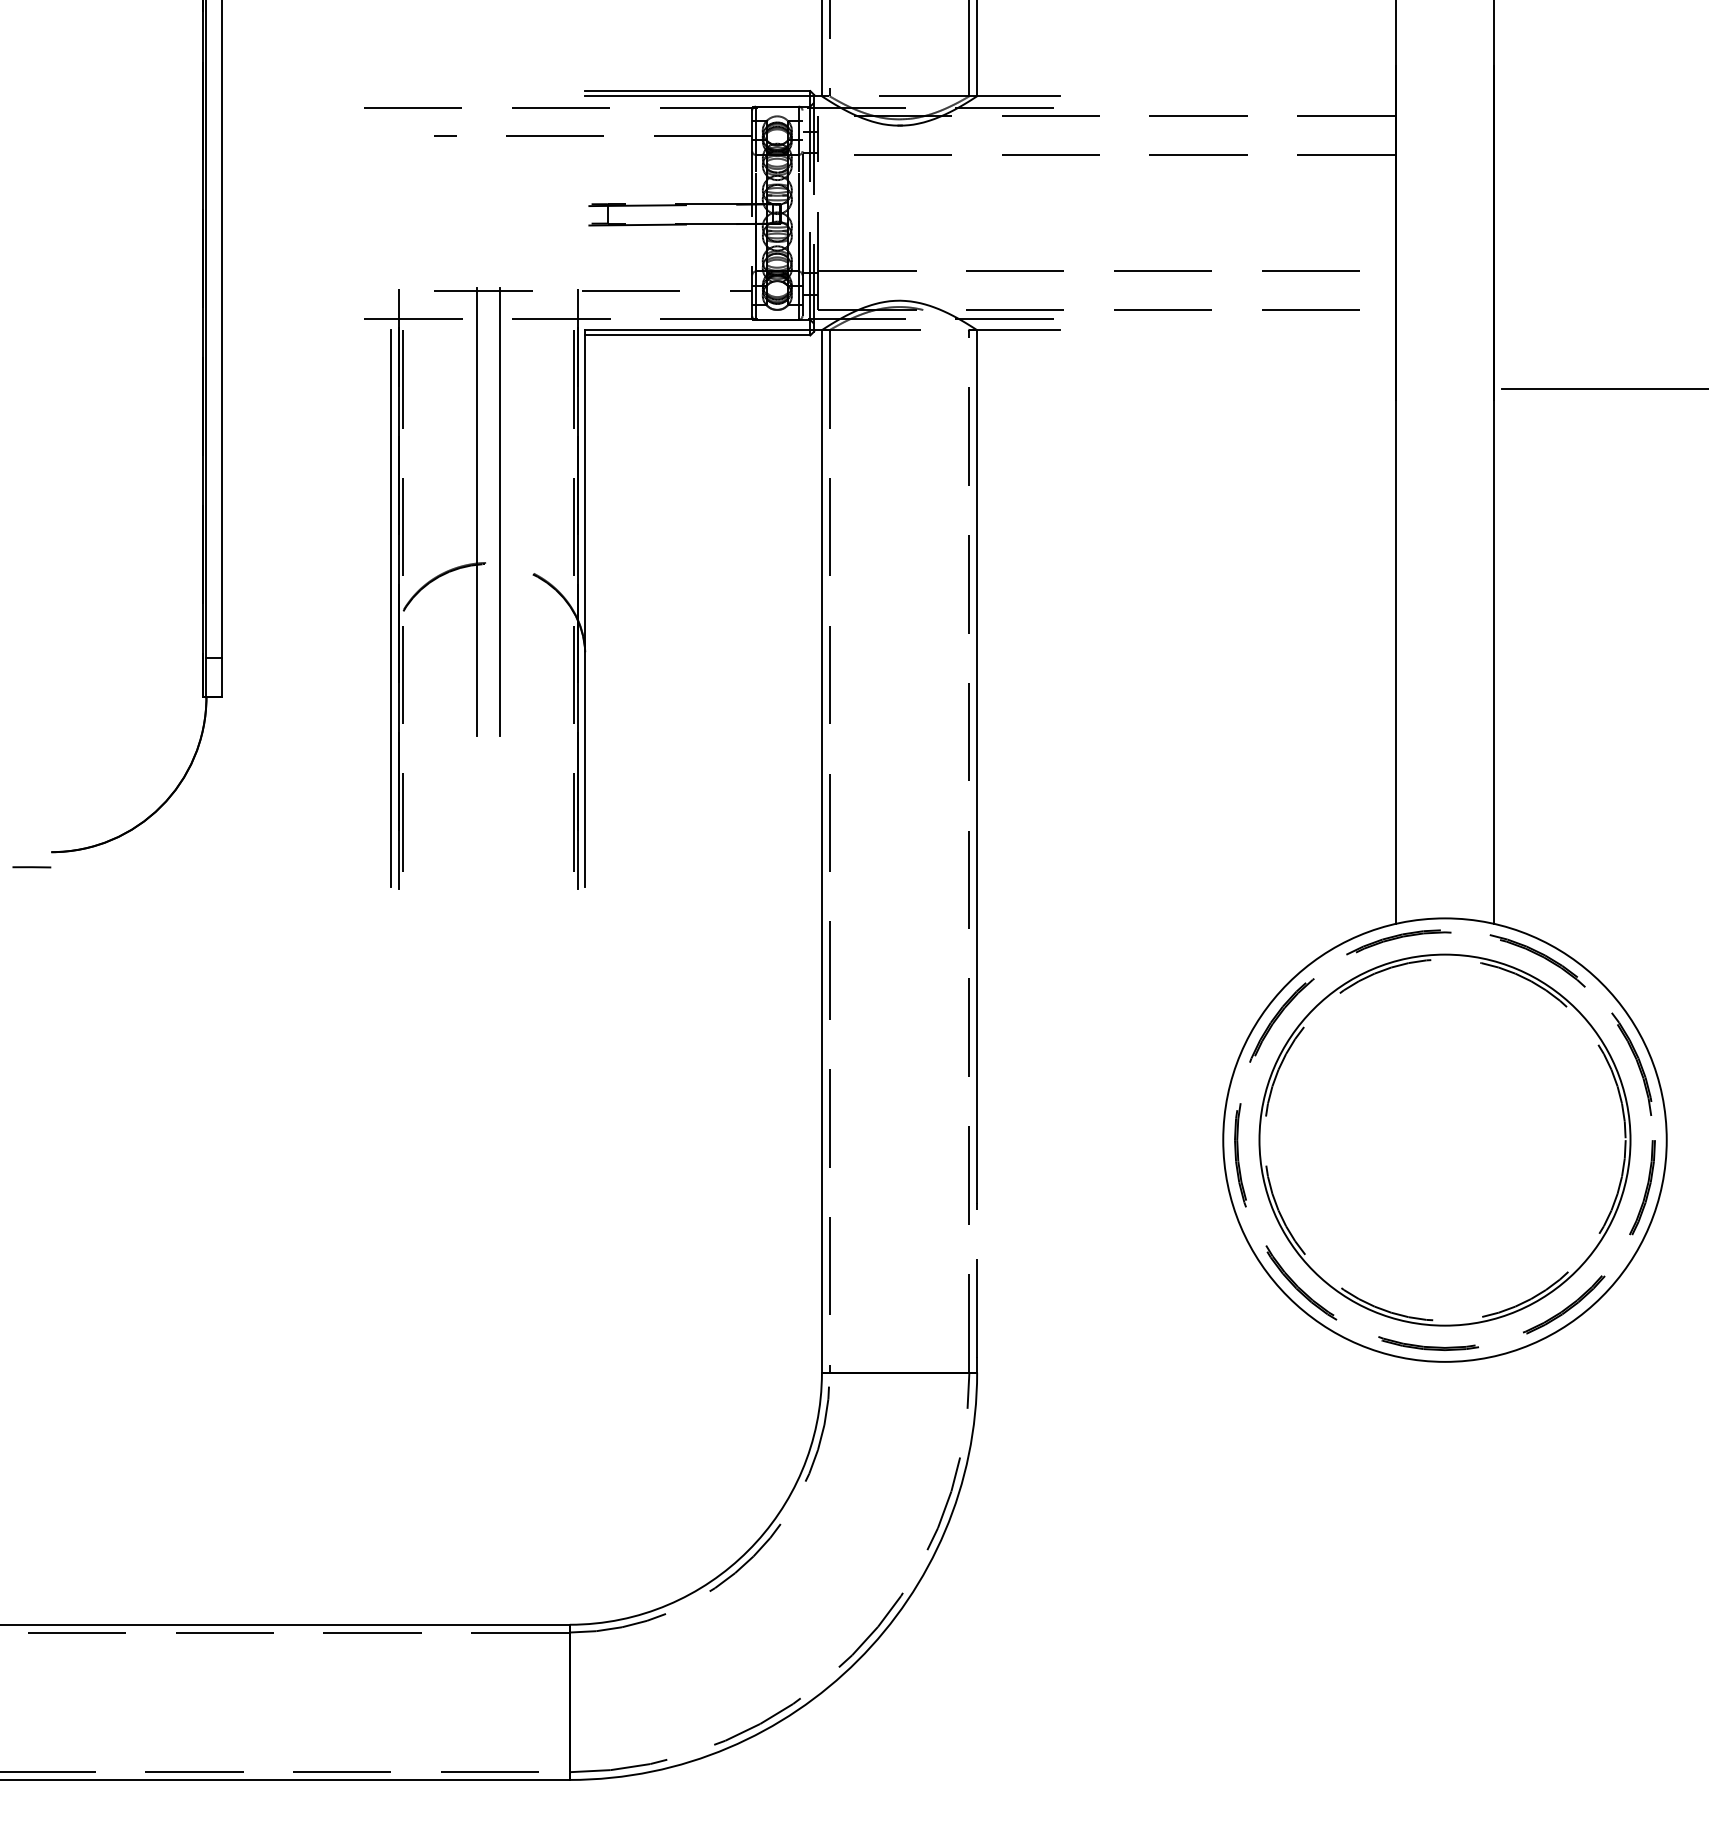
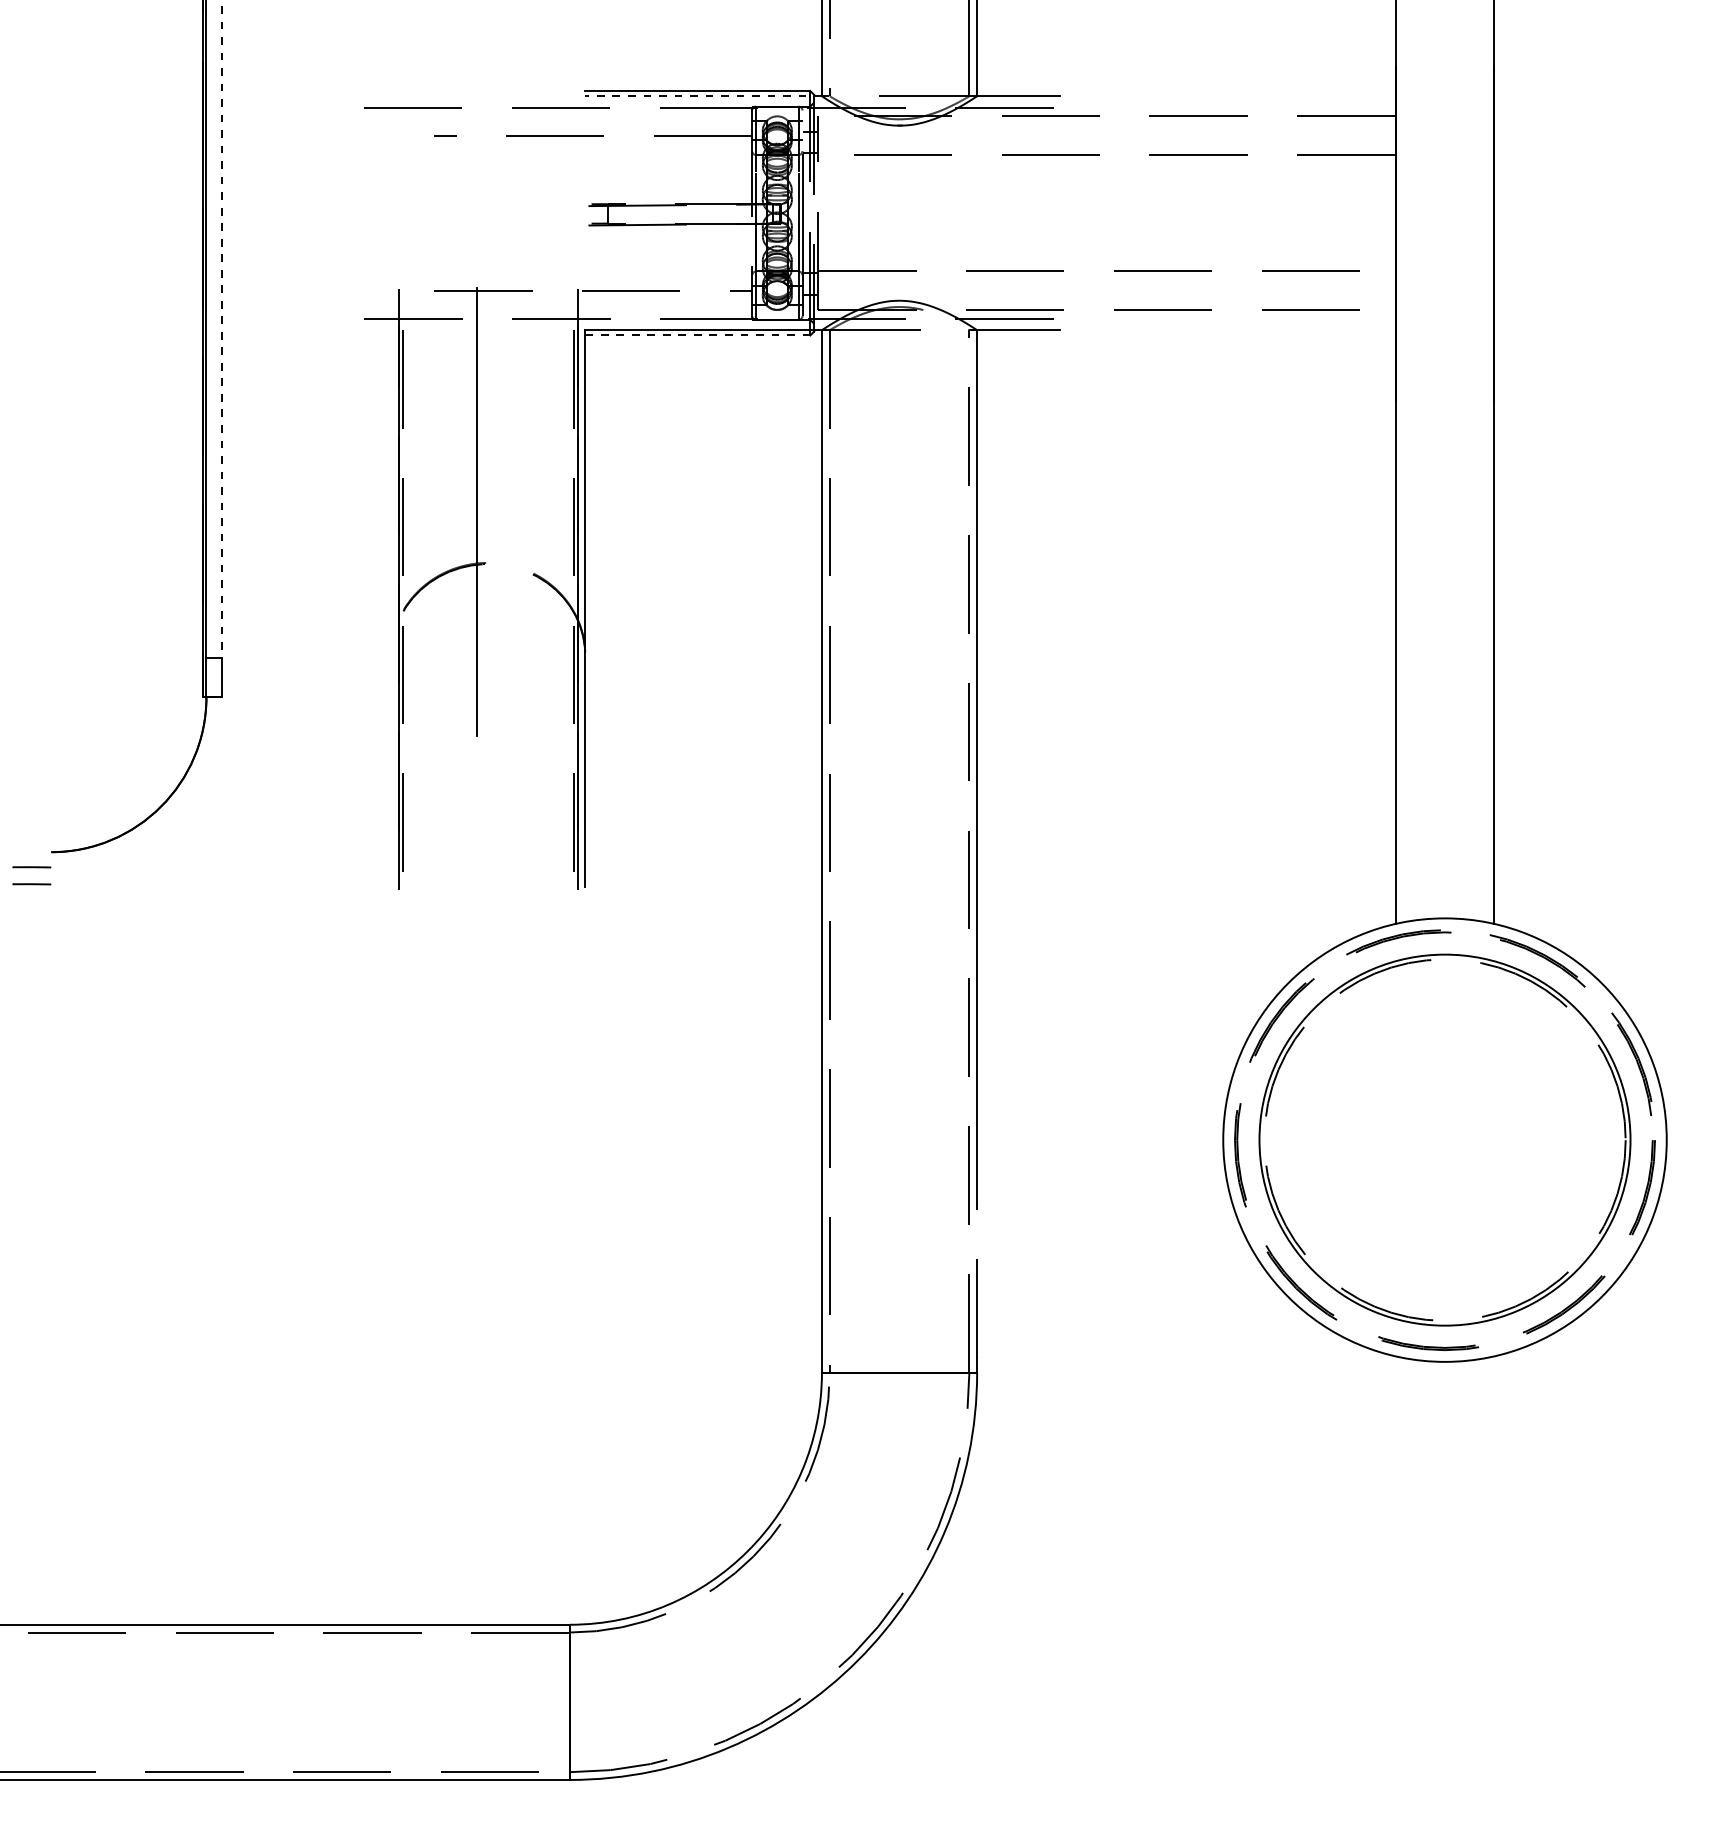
line: solid -> dashed (703, 96)
line: solid -> dashed (221, 328)
line: solid -> dashed (697, 335)
line: present -> none (1603, 389)
line: present -> none (499, 512)
line: present -> none (391, 607)
line: none -> present (31, 884)
